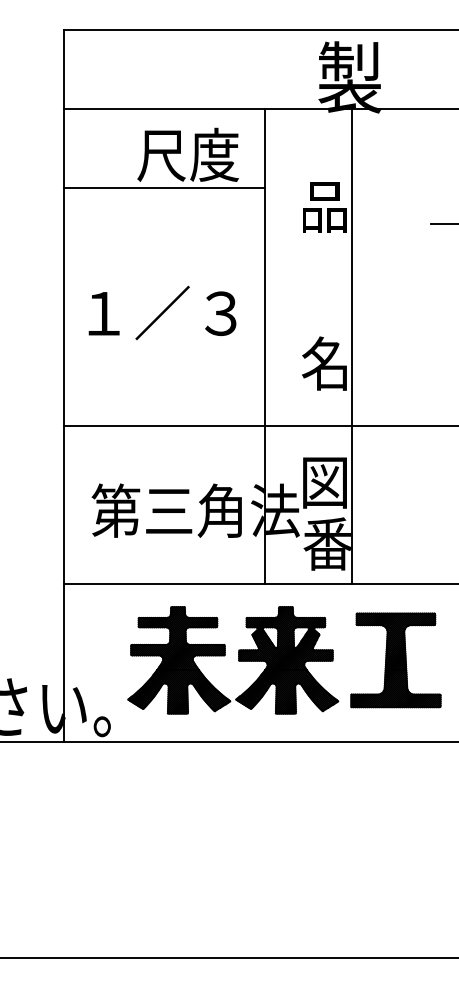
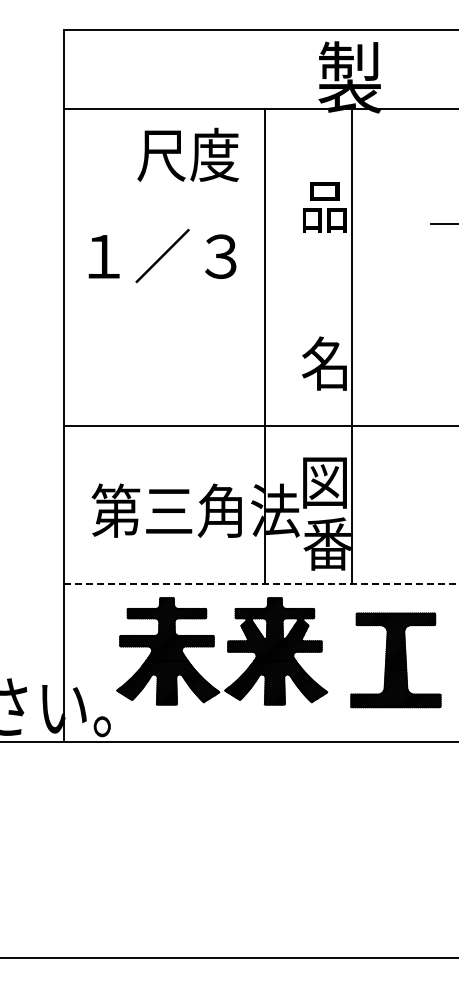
line: present -> none (164, 188)
text position: (162, 312) -> (162, 255) (162, 255)
line: solid -> dashed (260, 583)
part position: (233, 660) -> (222, 651) (222, 651)
